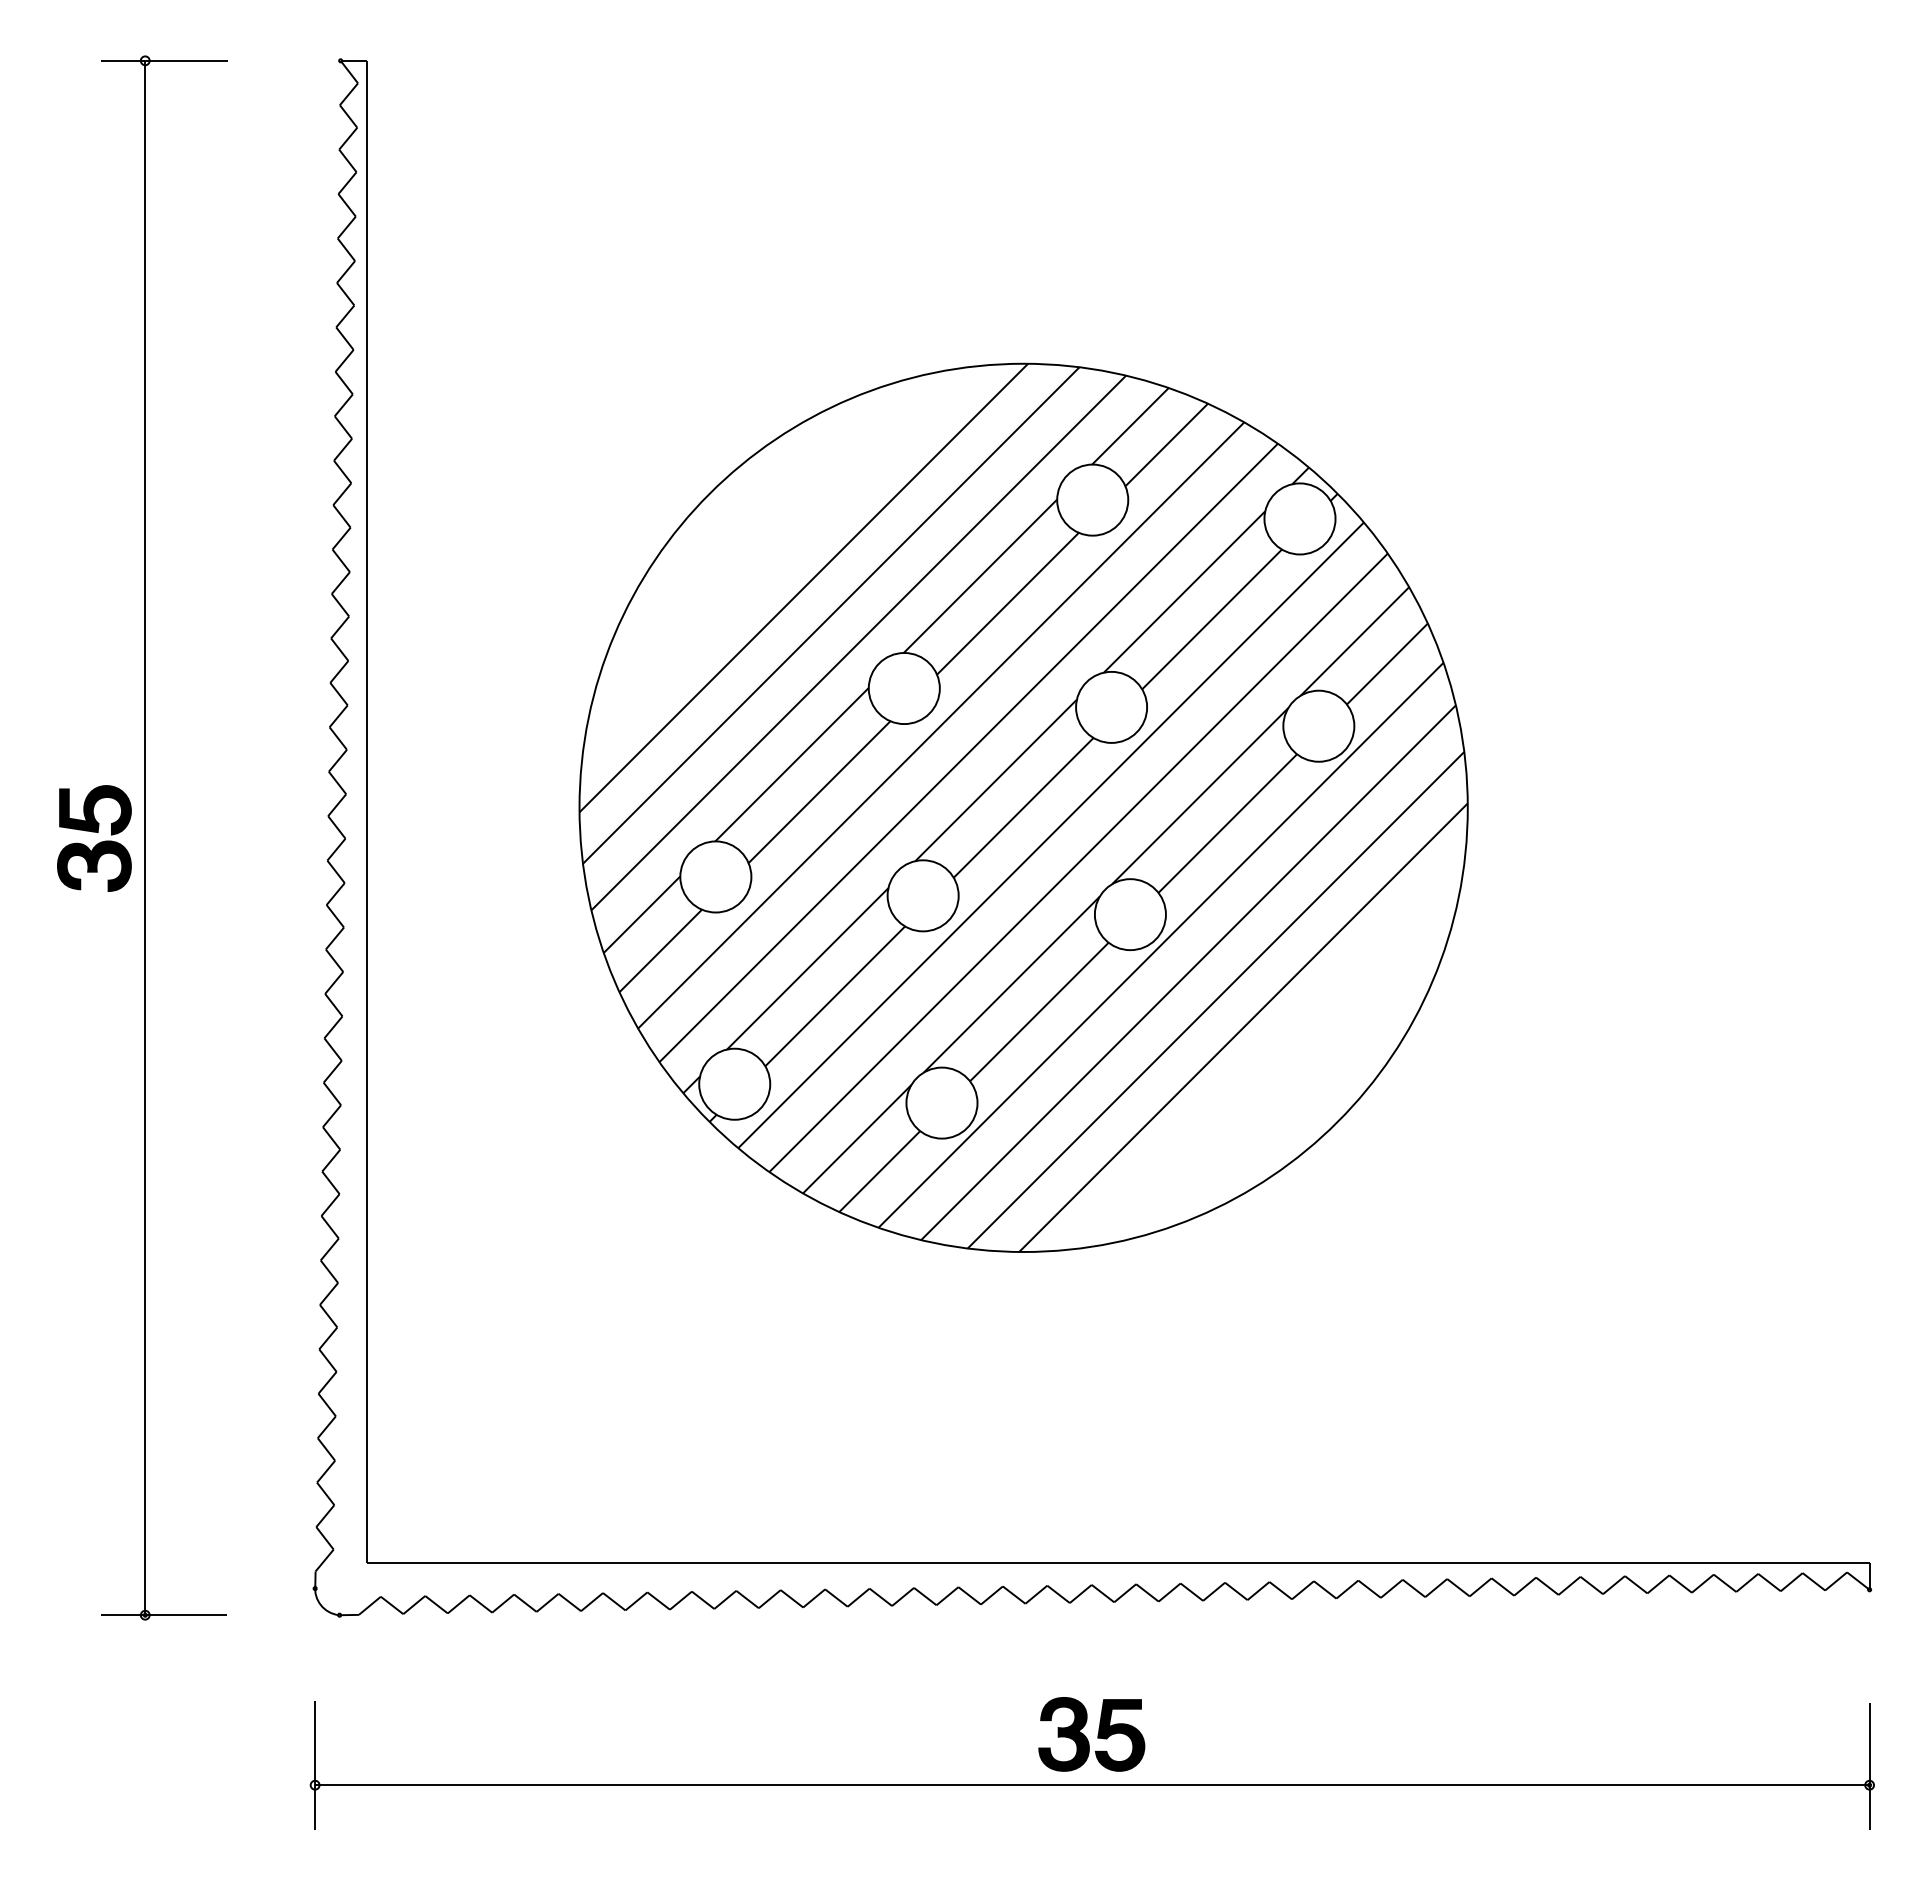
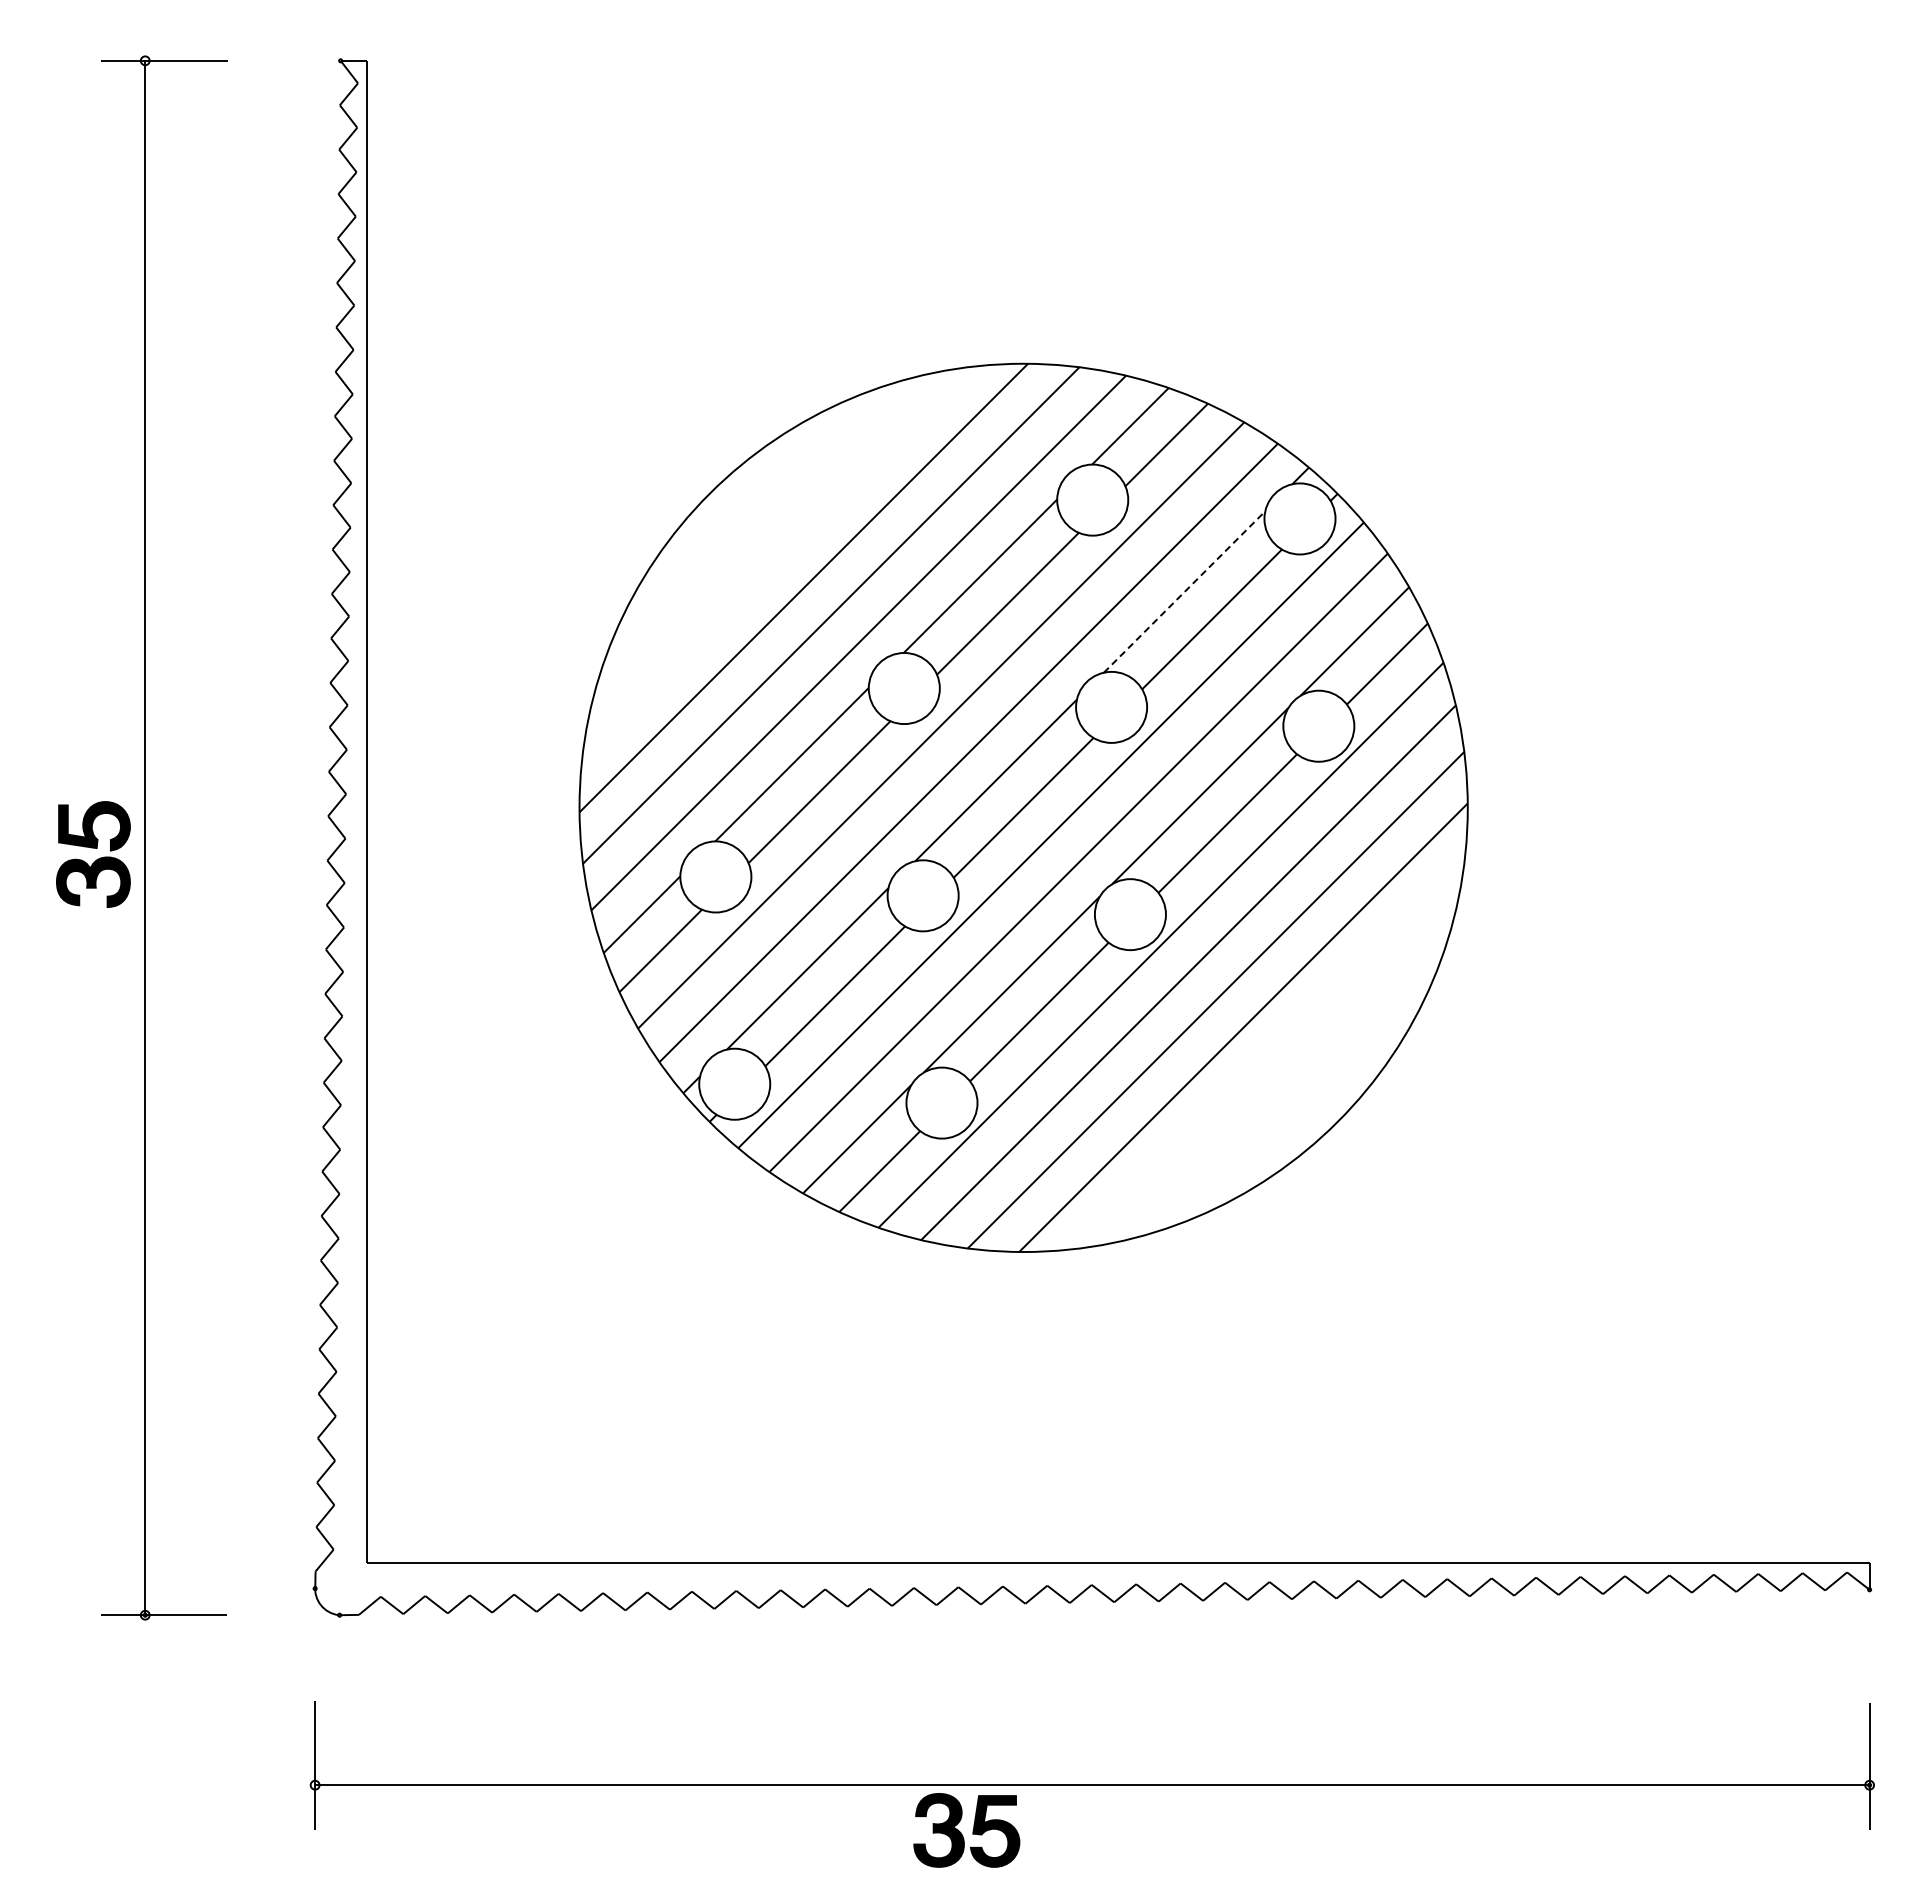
line: solid -> dashed (1184, 591)
part position: (94, 838) -> (93, 854) (93, 854)
part position: (1091, 1734) -> (966, 1830) (966, 1830)
